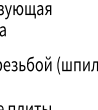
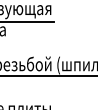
line: none -> present (27, 22)
line: none -> present (48, 75)
